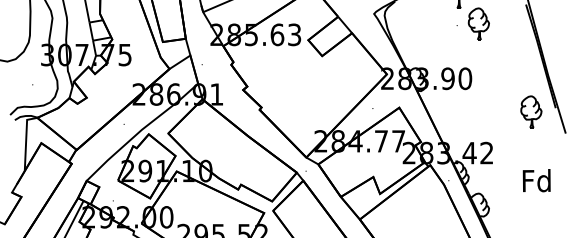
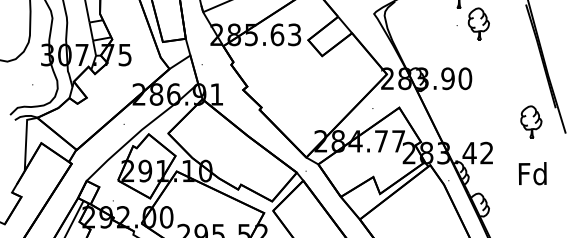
part position: (531, 111) -> (531, 121) (531, 121)
text position: (536, 180) -> (532, 173) (532, 173)
